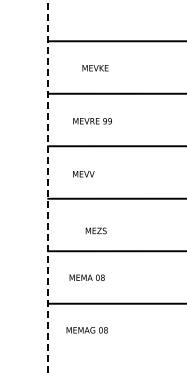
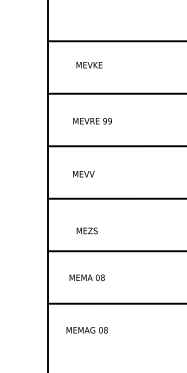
text position: (95, 68) -> (89, 65) (89, 65)
line: dashed -> solid (47, 186)
text position: (95, 230) -> (86, 230) (86, 230)
